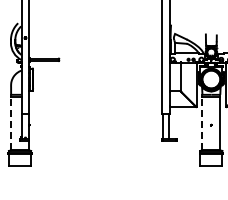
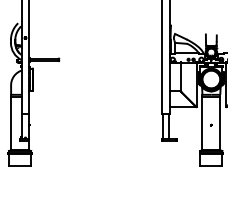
line: dashed -> solid (11, 123)
line: dashed -> solid (202, 123)
